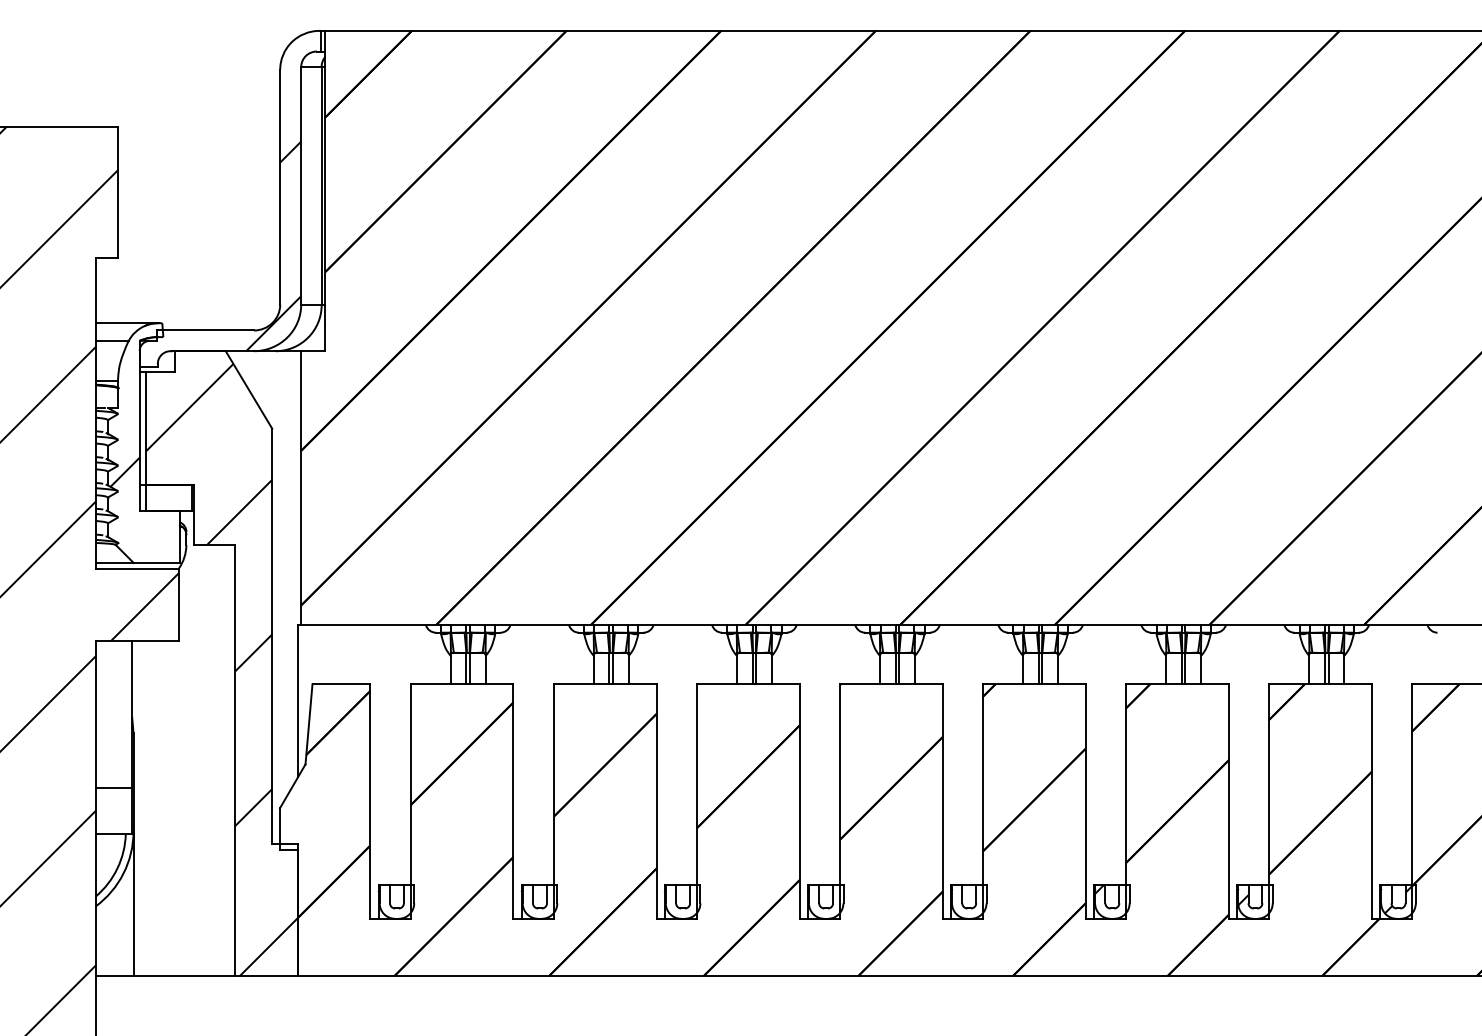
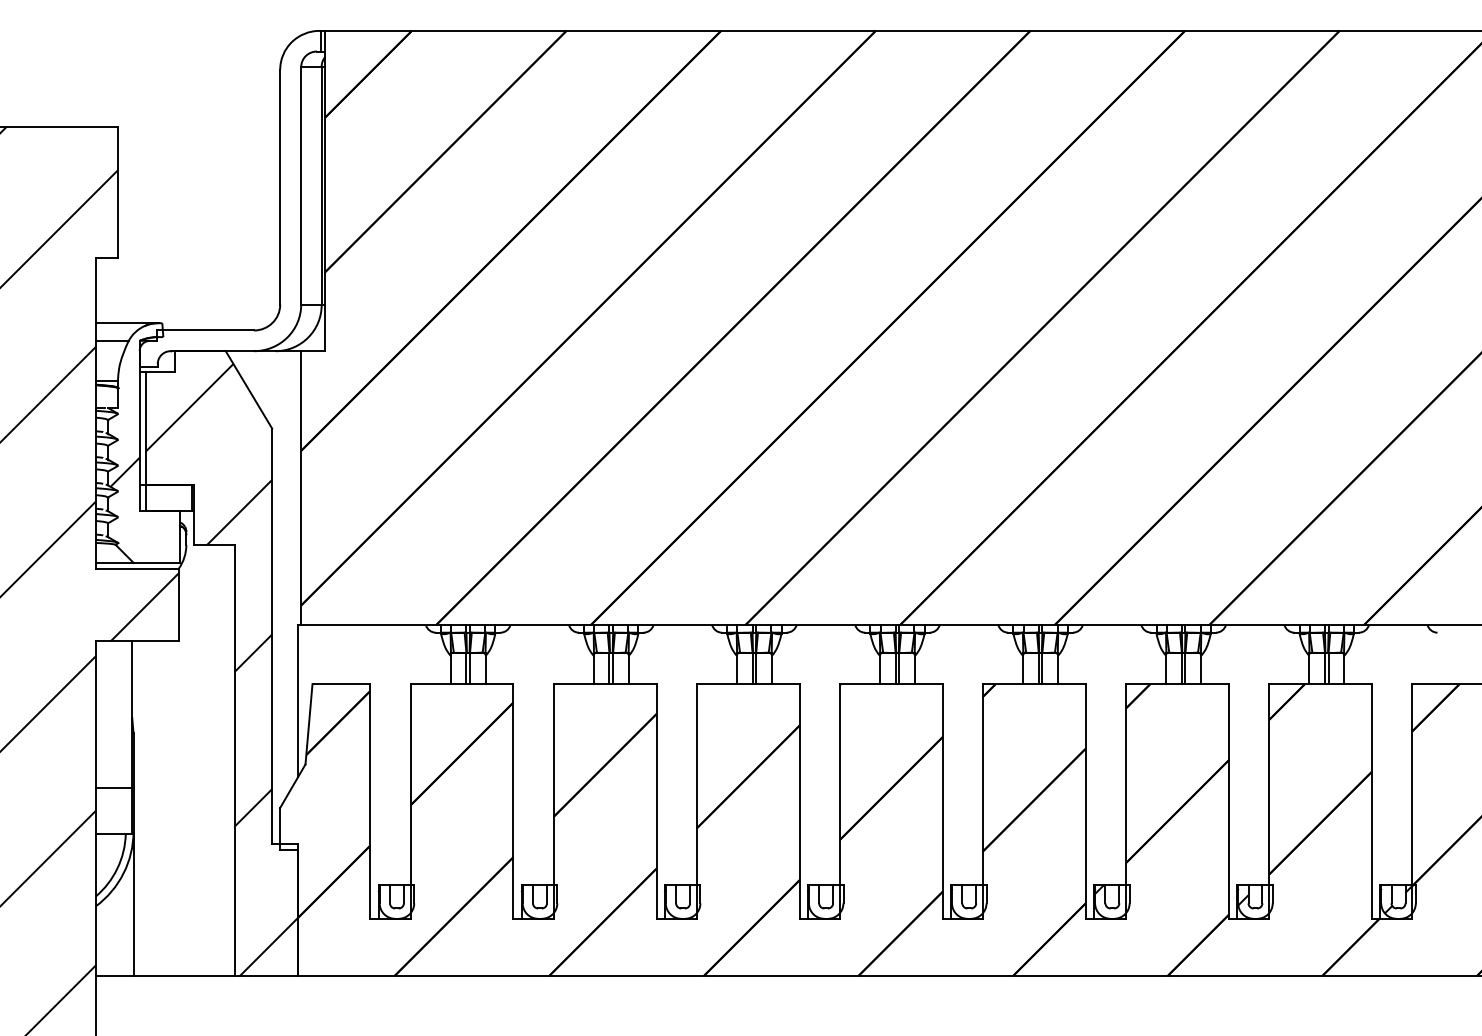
hatch: present -> none (273, 246)
